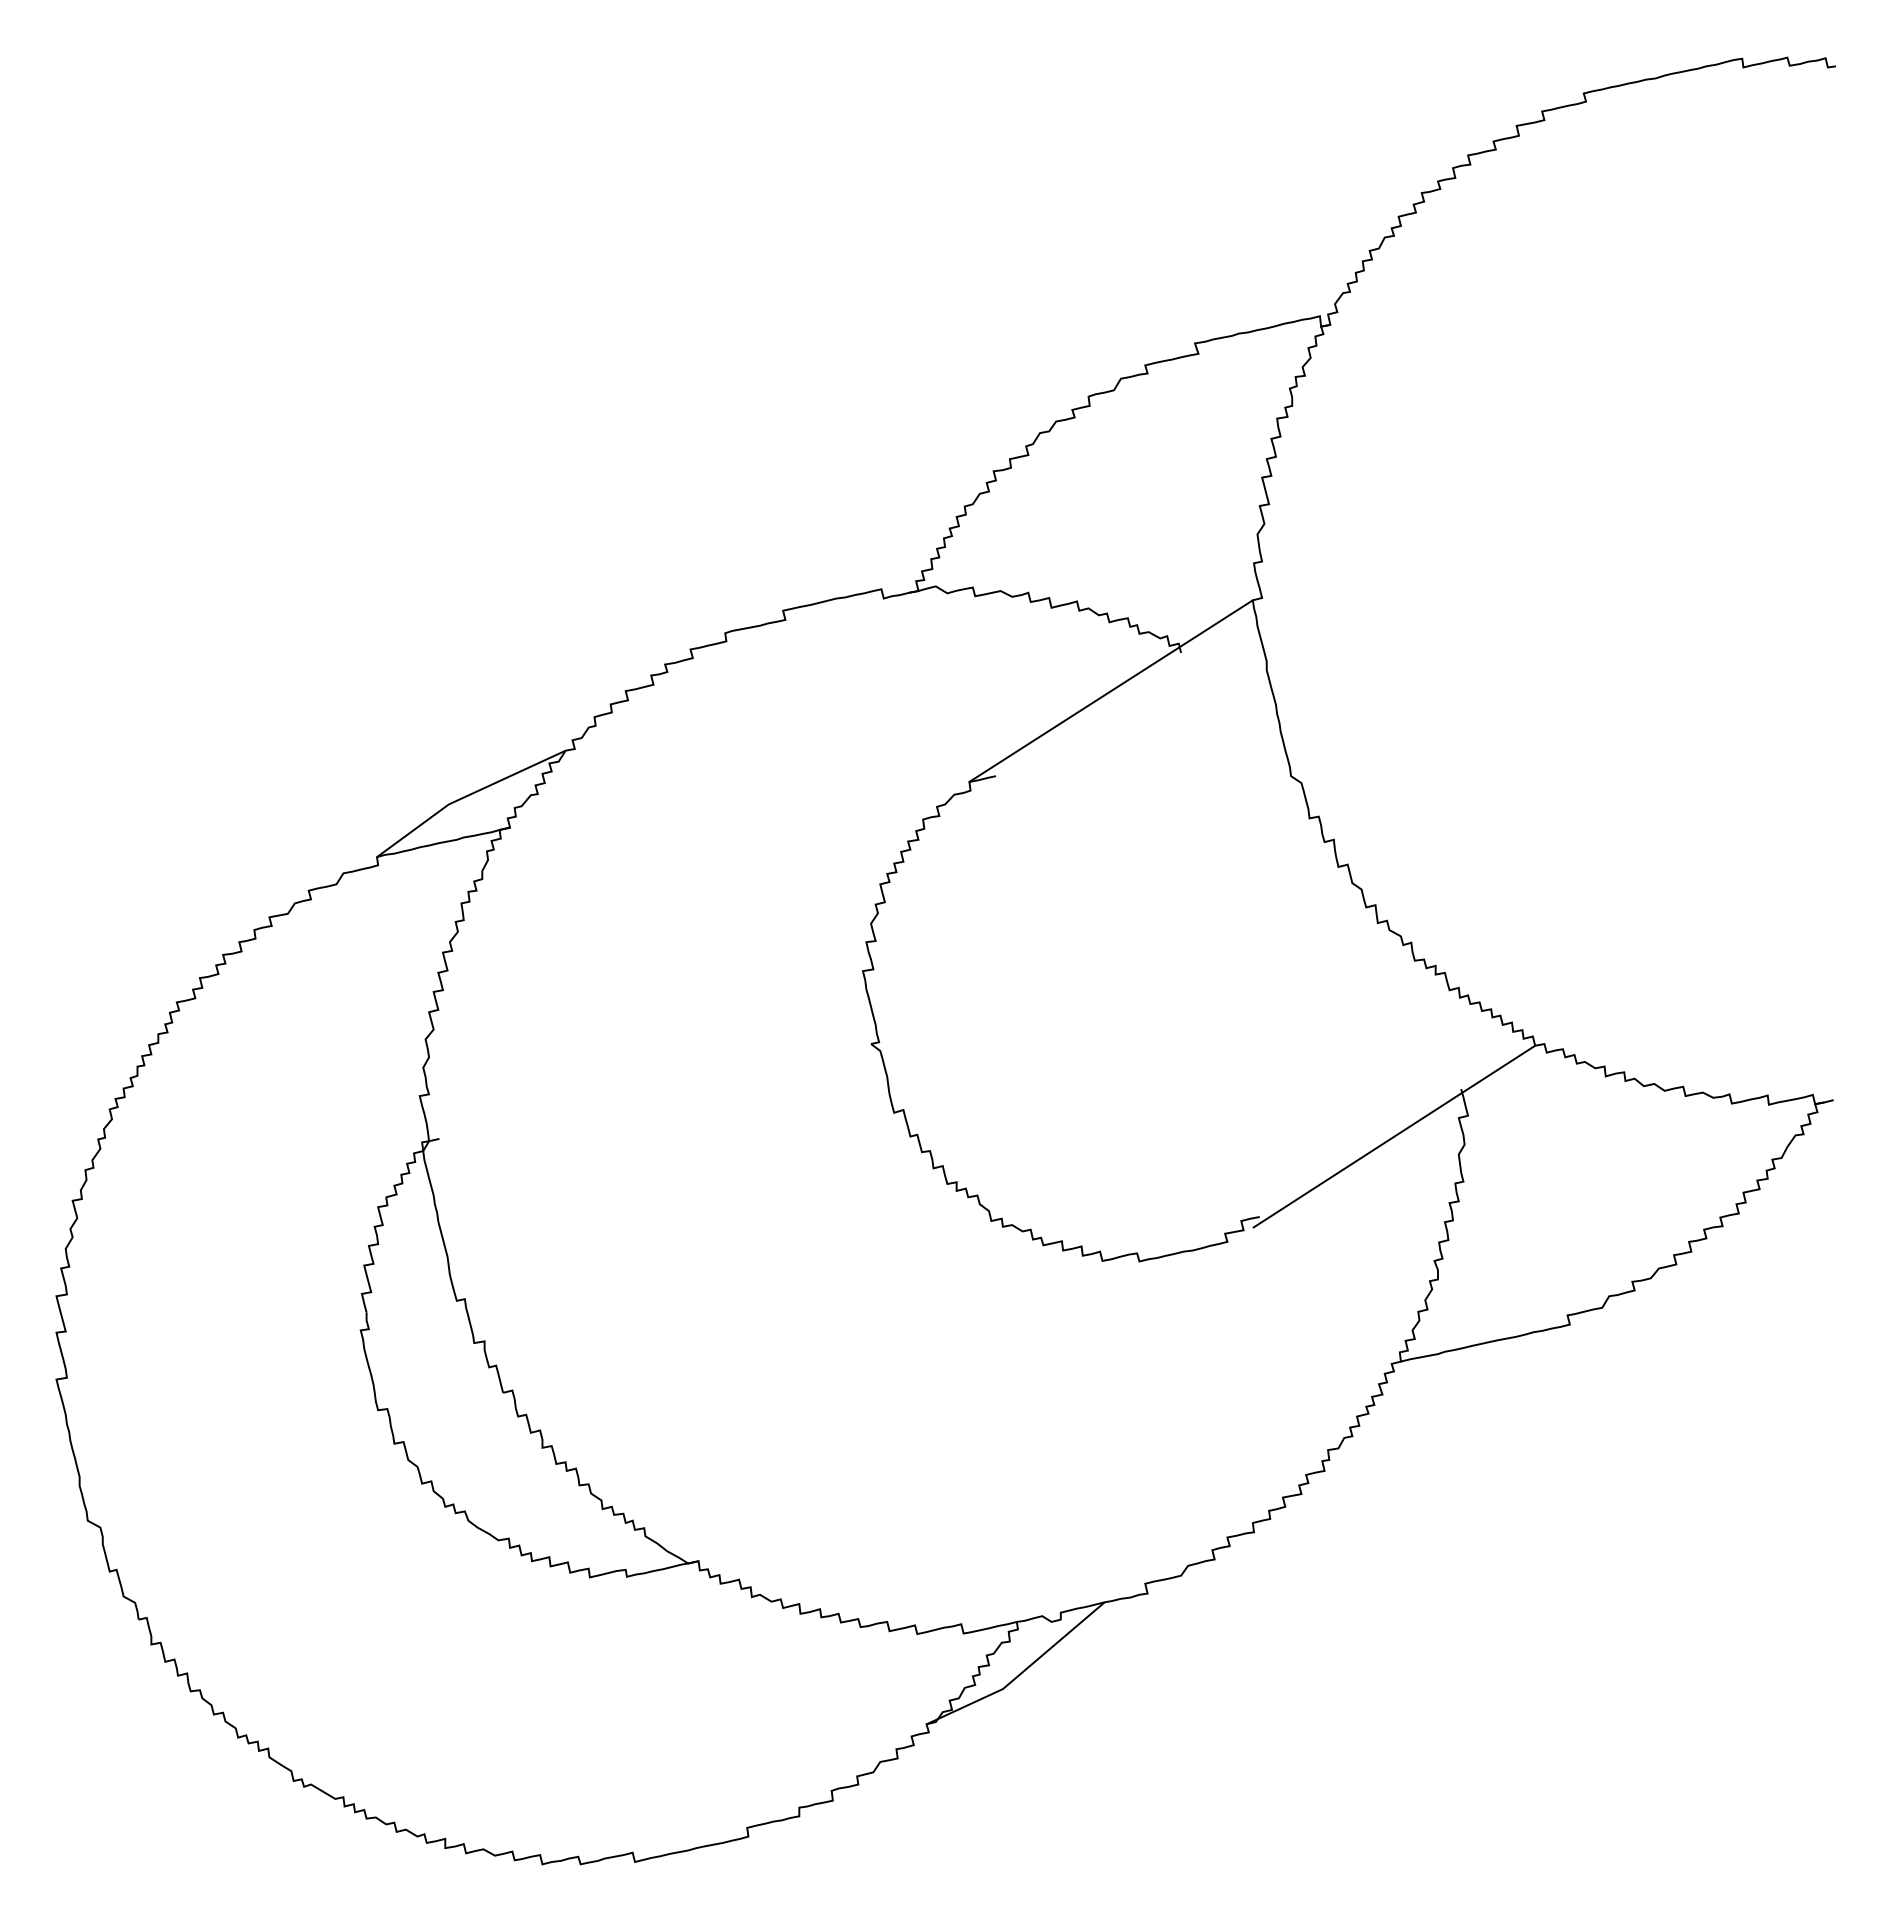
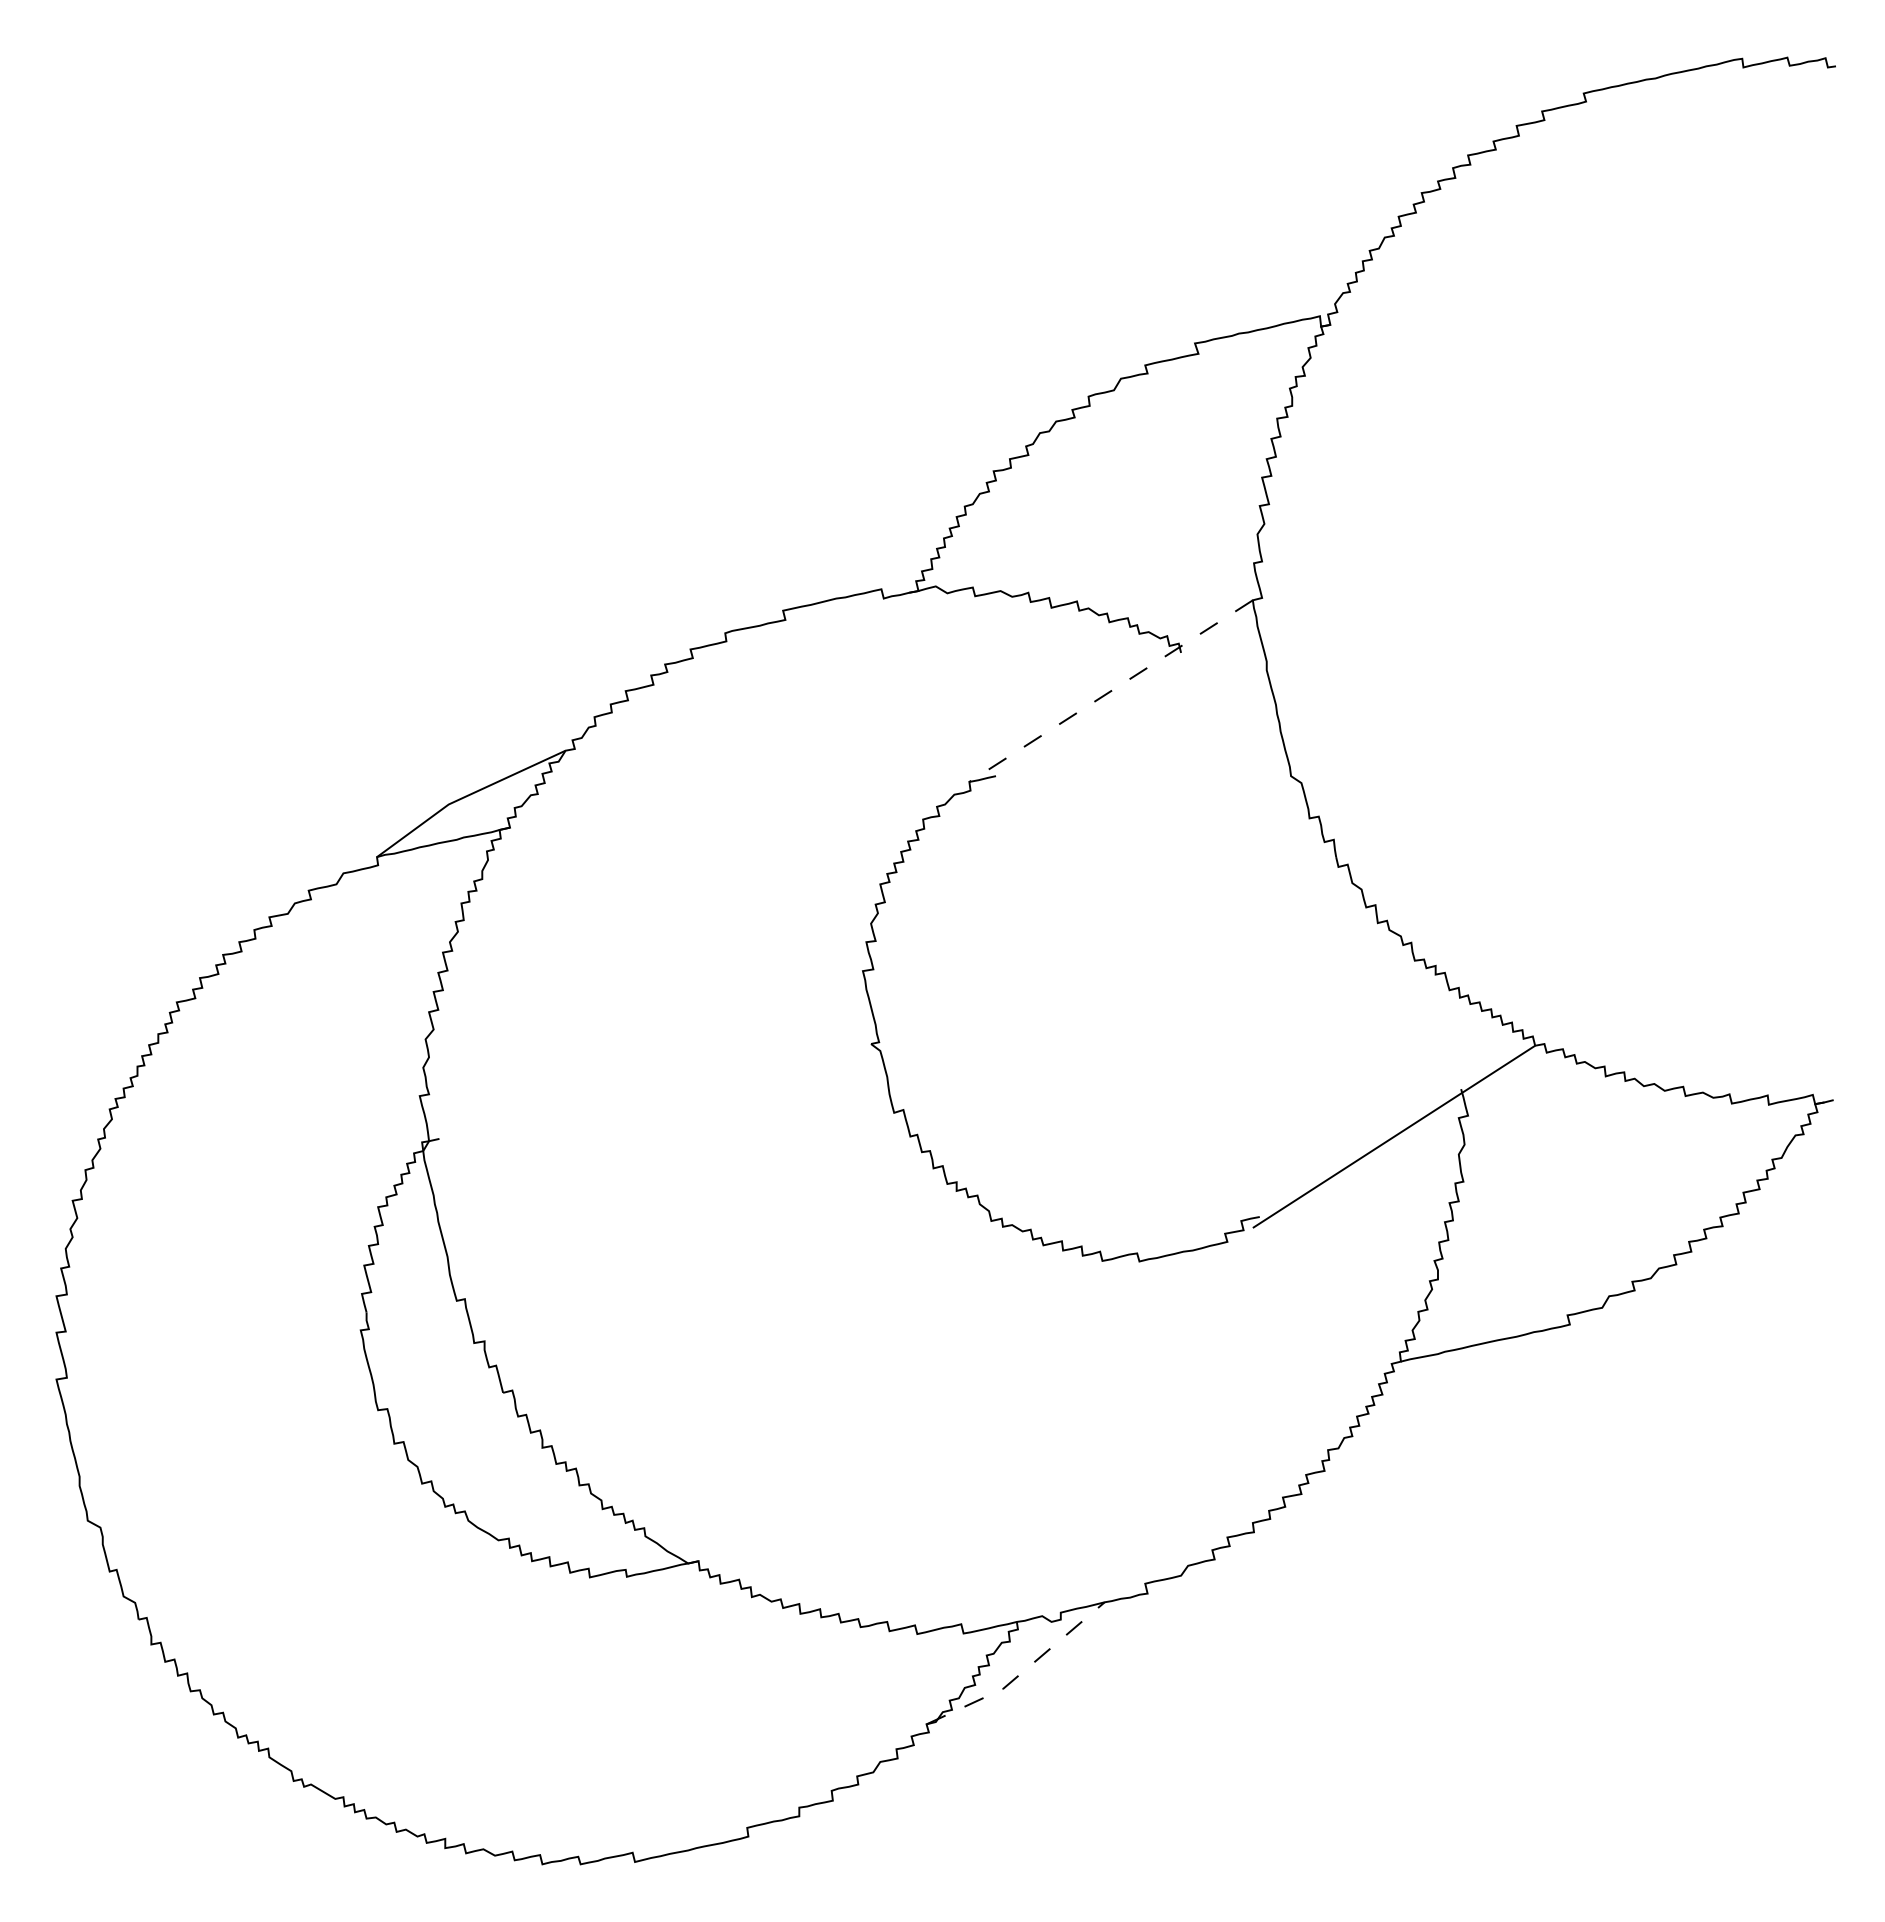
line: solid -> dashed (1110, 691)
line: solid -> dashed (1021, 1673)
